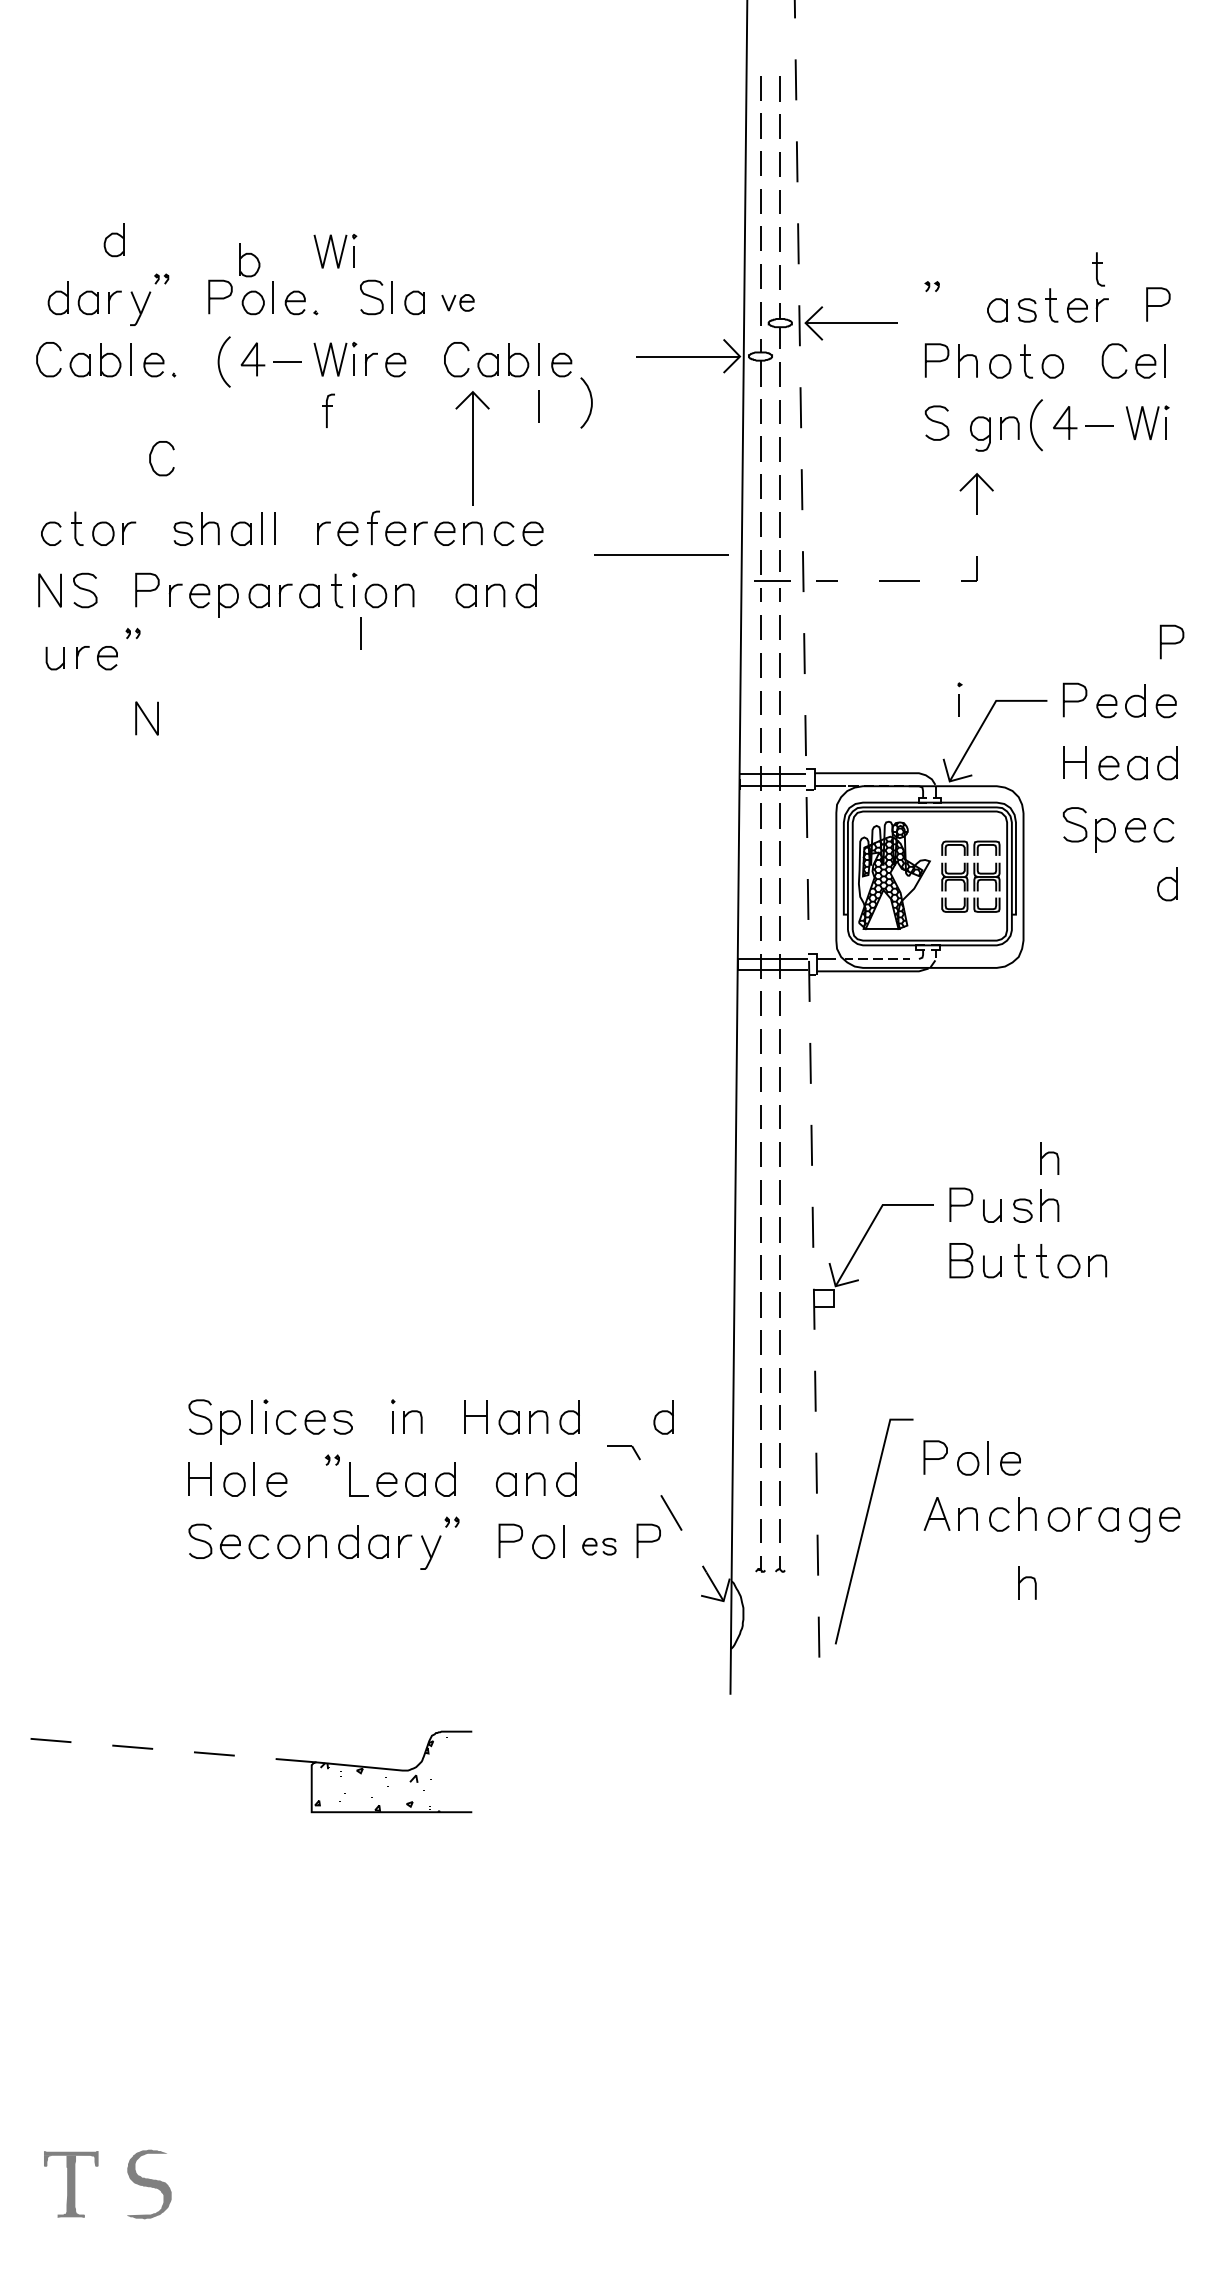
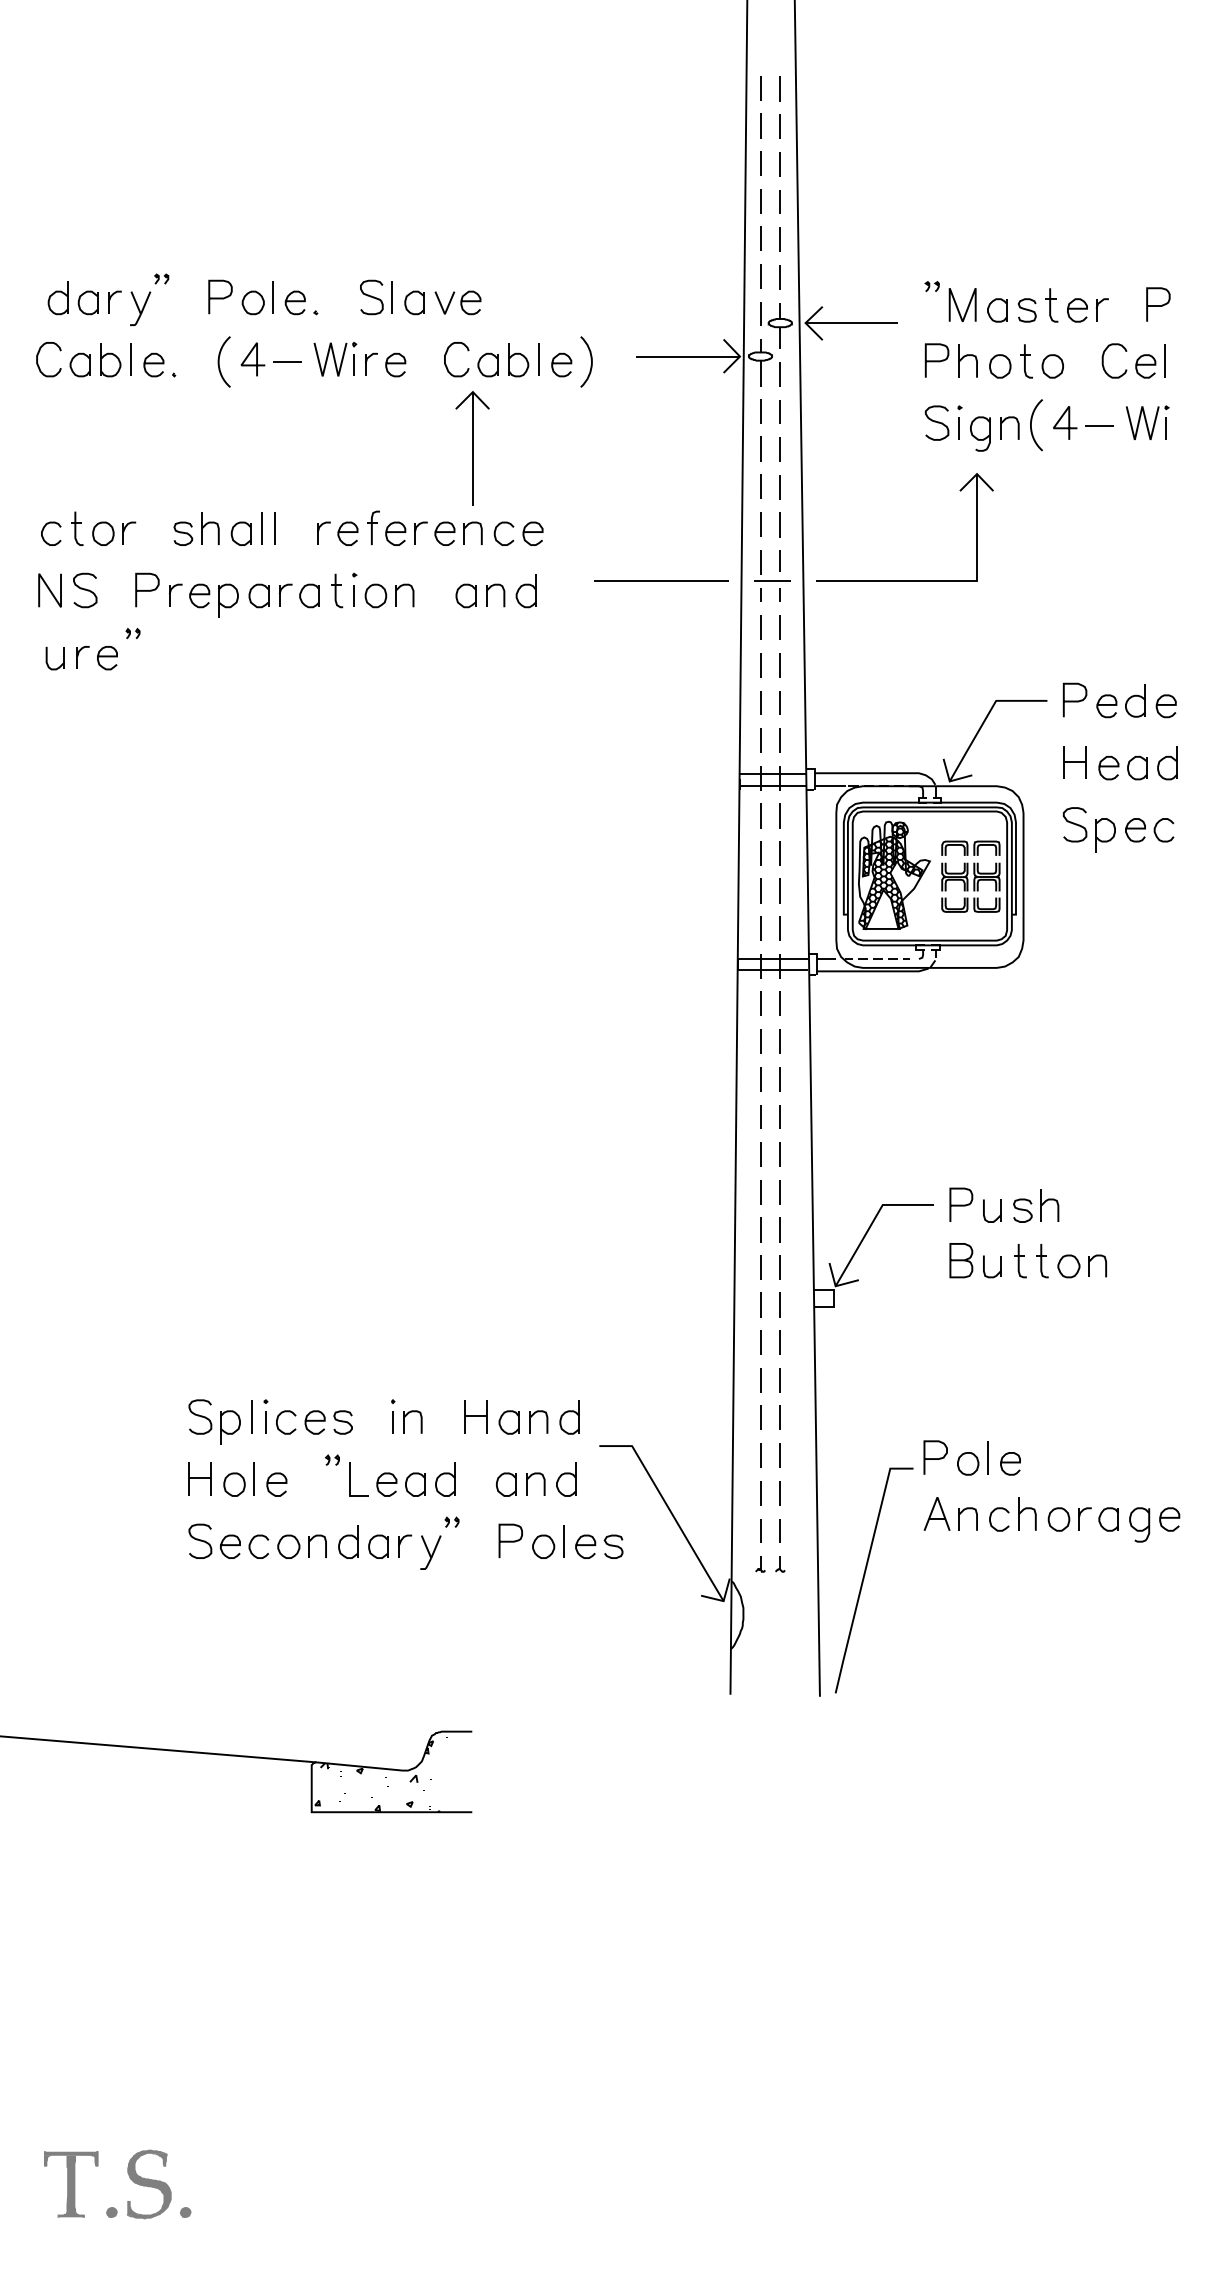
part: present -> none (113, 240)
part: present -> none (335, 251)
part: present -> none (249, 260)
part: present -> none (1098, 269)
part size: 34x18 px -> 48x26 px (457, 302)
line: none -> present (958, 307)
arc position: (590, 399) -> (590, 358) (590, 358)
line: present -> none (538, 406)
part: present -> none (328, 410)
curve: present -> none (151, 454)
line position: (661, 554) -> (661, 580) (661, 580)
line: dashed -> solid (950, 581)
line: present -> none (360, 633)
curve: present -> none (1171, 642)
part position: (959, 699) -> (959, 422) (959, 422)
line: present -> none (146, 718)
line: dashed -> solid (807, 849)
part: present -> none (1167, 884)
part: present -> none (1049, 1158)
part: present -> none (663, 1417)
line: dashed -> solid (669, 1509)
line position: (864, 1530) -> (864, 1579) (864, 1579)
curve: present -> none (648, 1540)
part size: 35x18 px -> 49x25 px (599, 1546)
part: present -> none (1027, 1582)
line: dashed -> solid (158, 1749)
fill: none -> present (158, 2159)
fill: none -> present (136, 2207)
fill: none -> present (111, 2212)
fill: none -> present (185, 2212)
